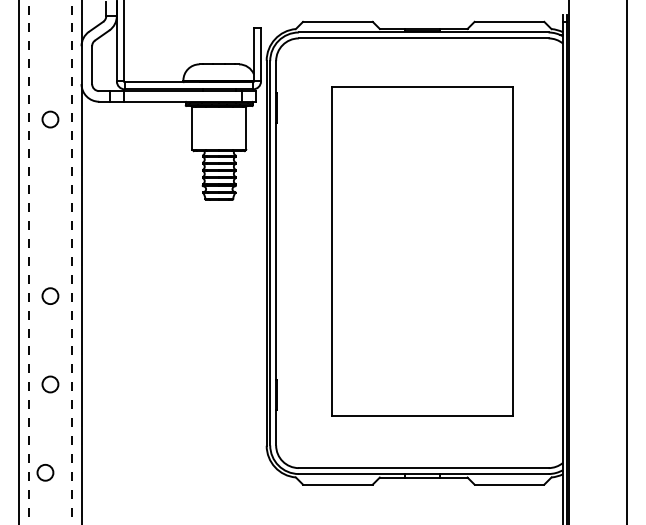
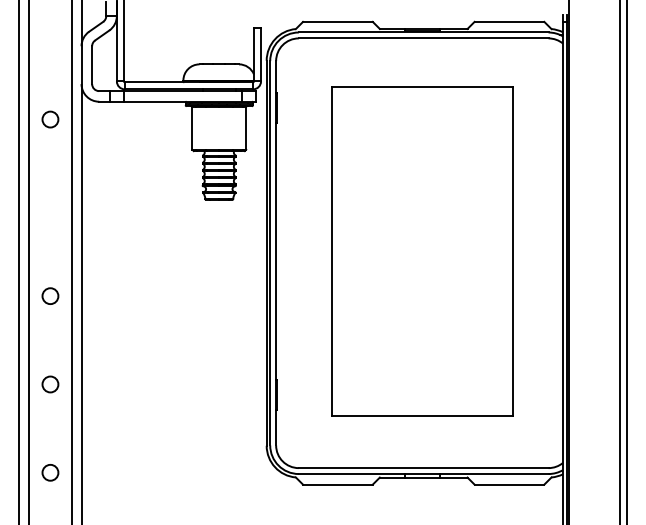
line: none -> present (620, 261)
line: dashed -> solid (29, 262)
line: dashed -> solid (71, 262)
circle position: (45, 472) -> (50, 472) (50, 472)
